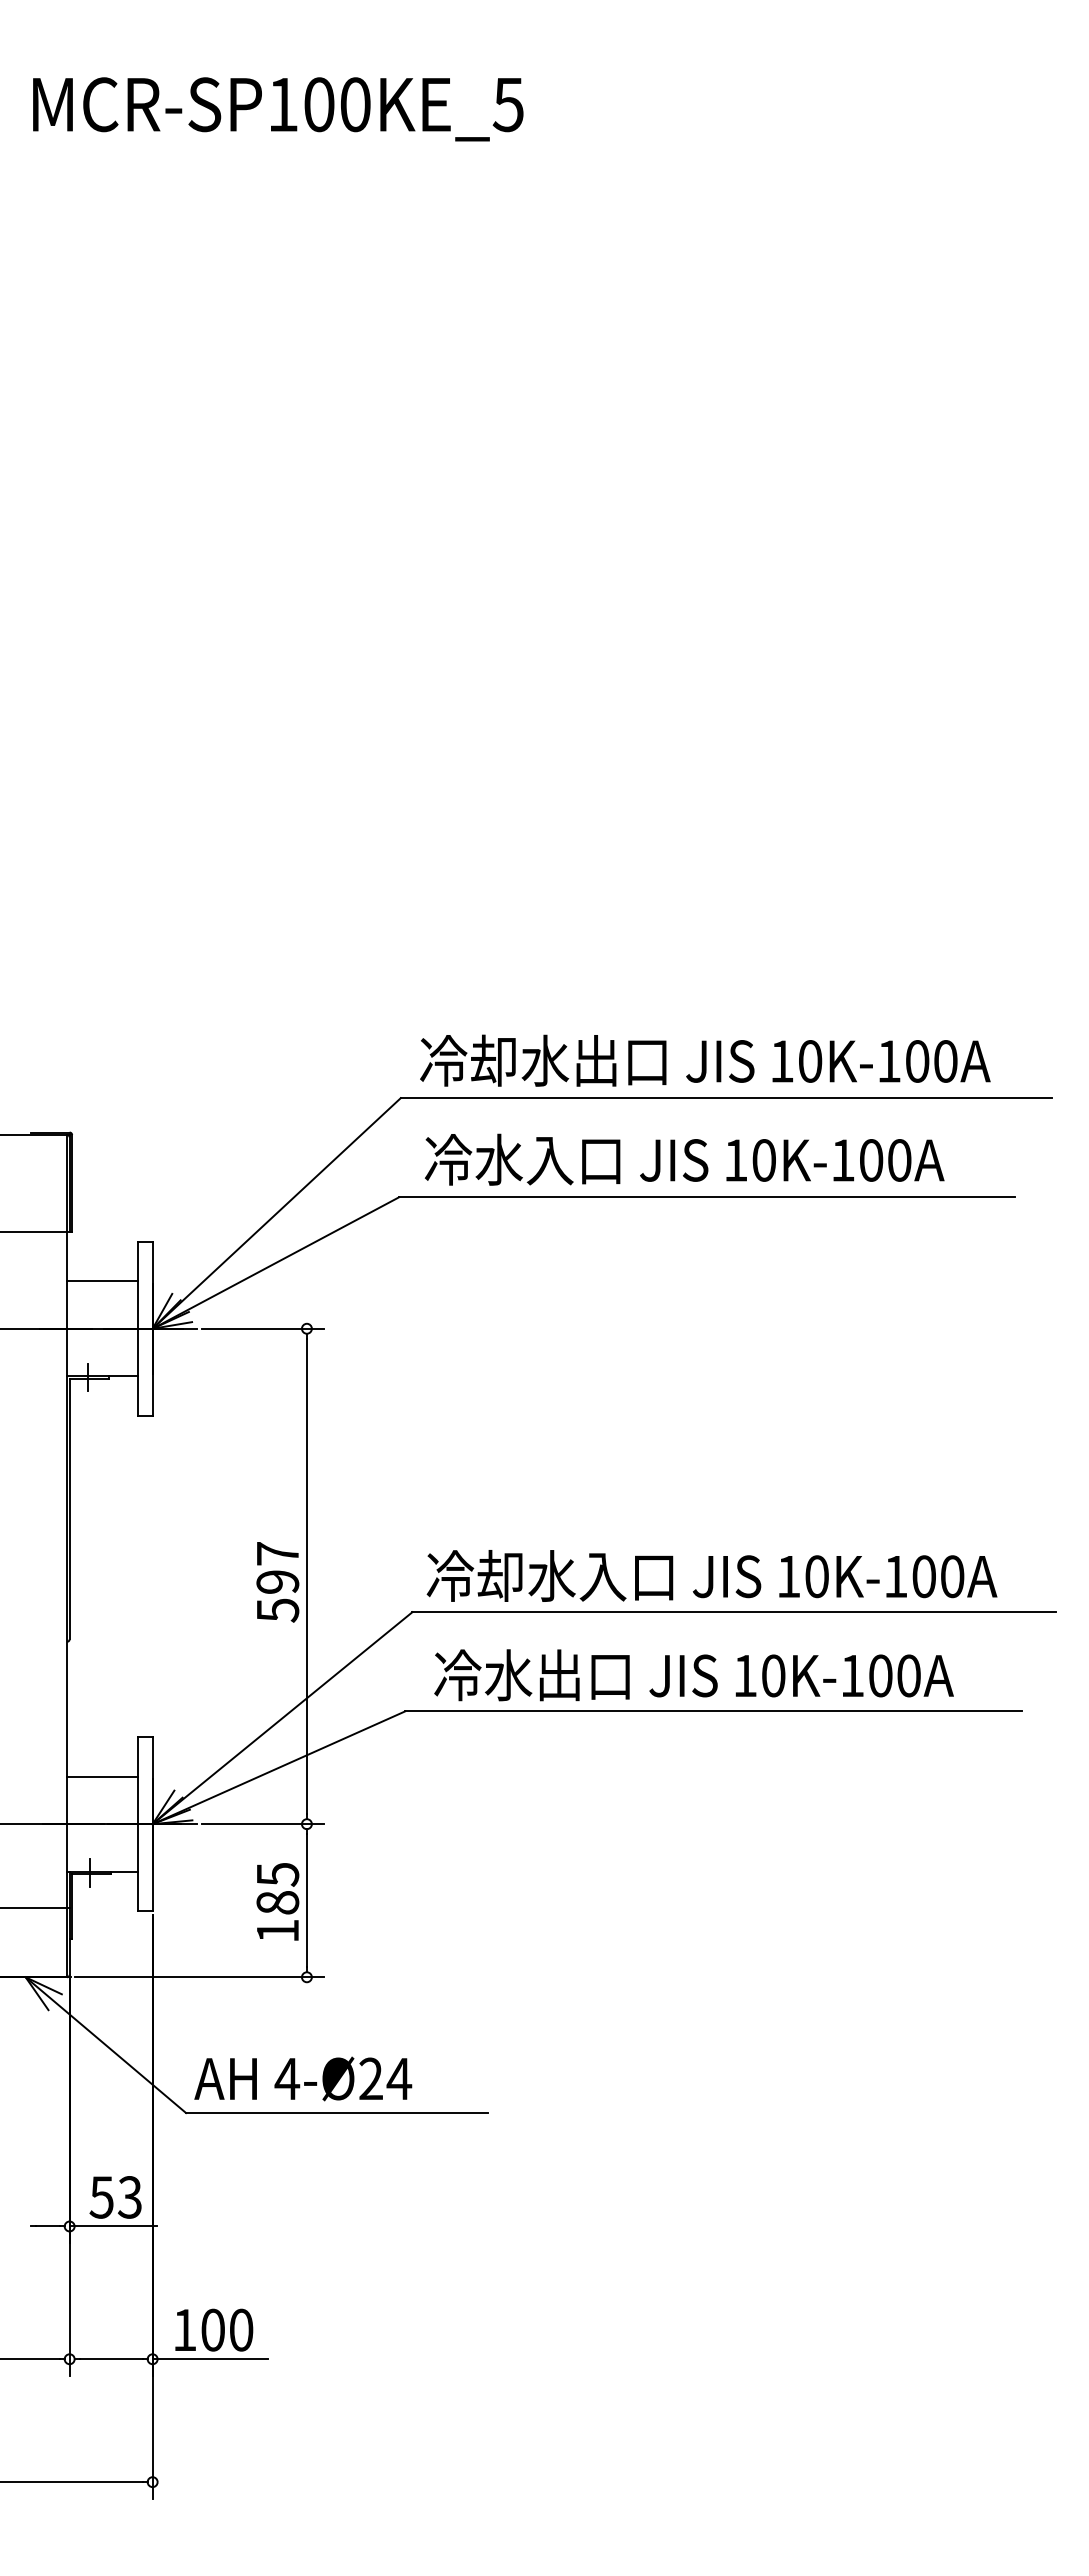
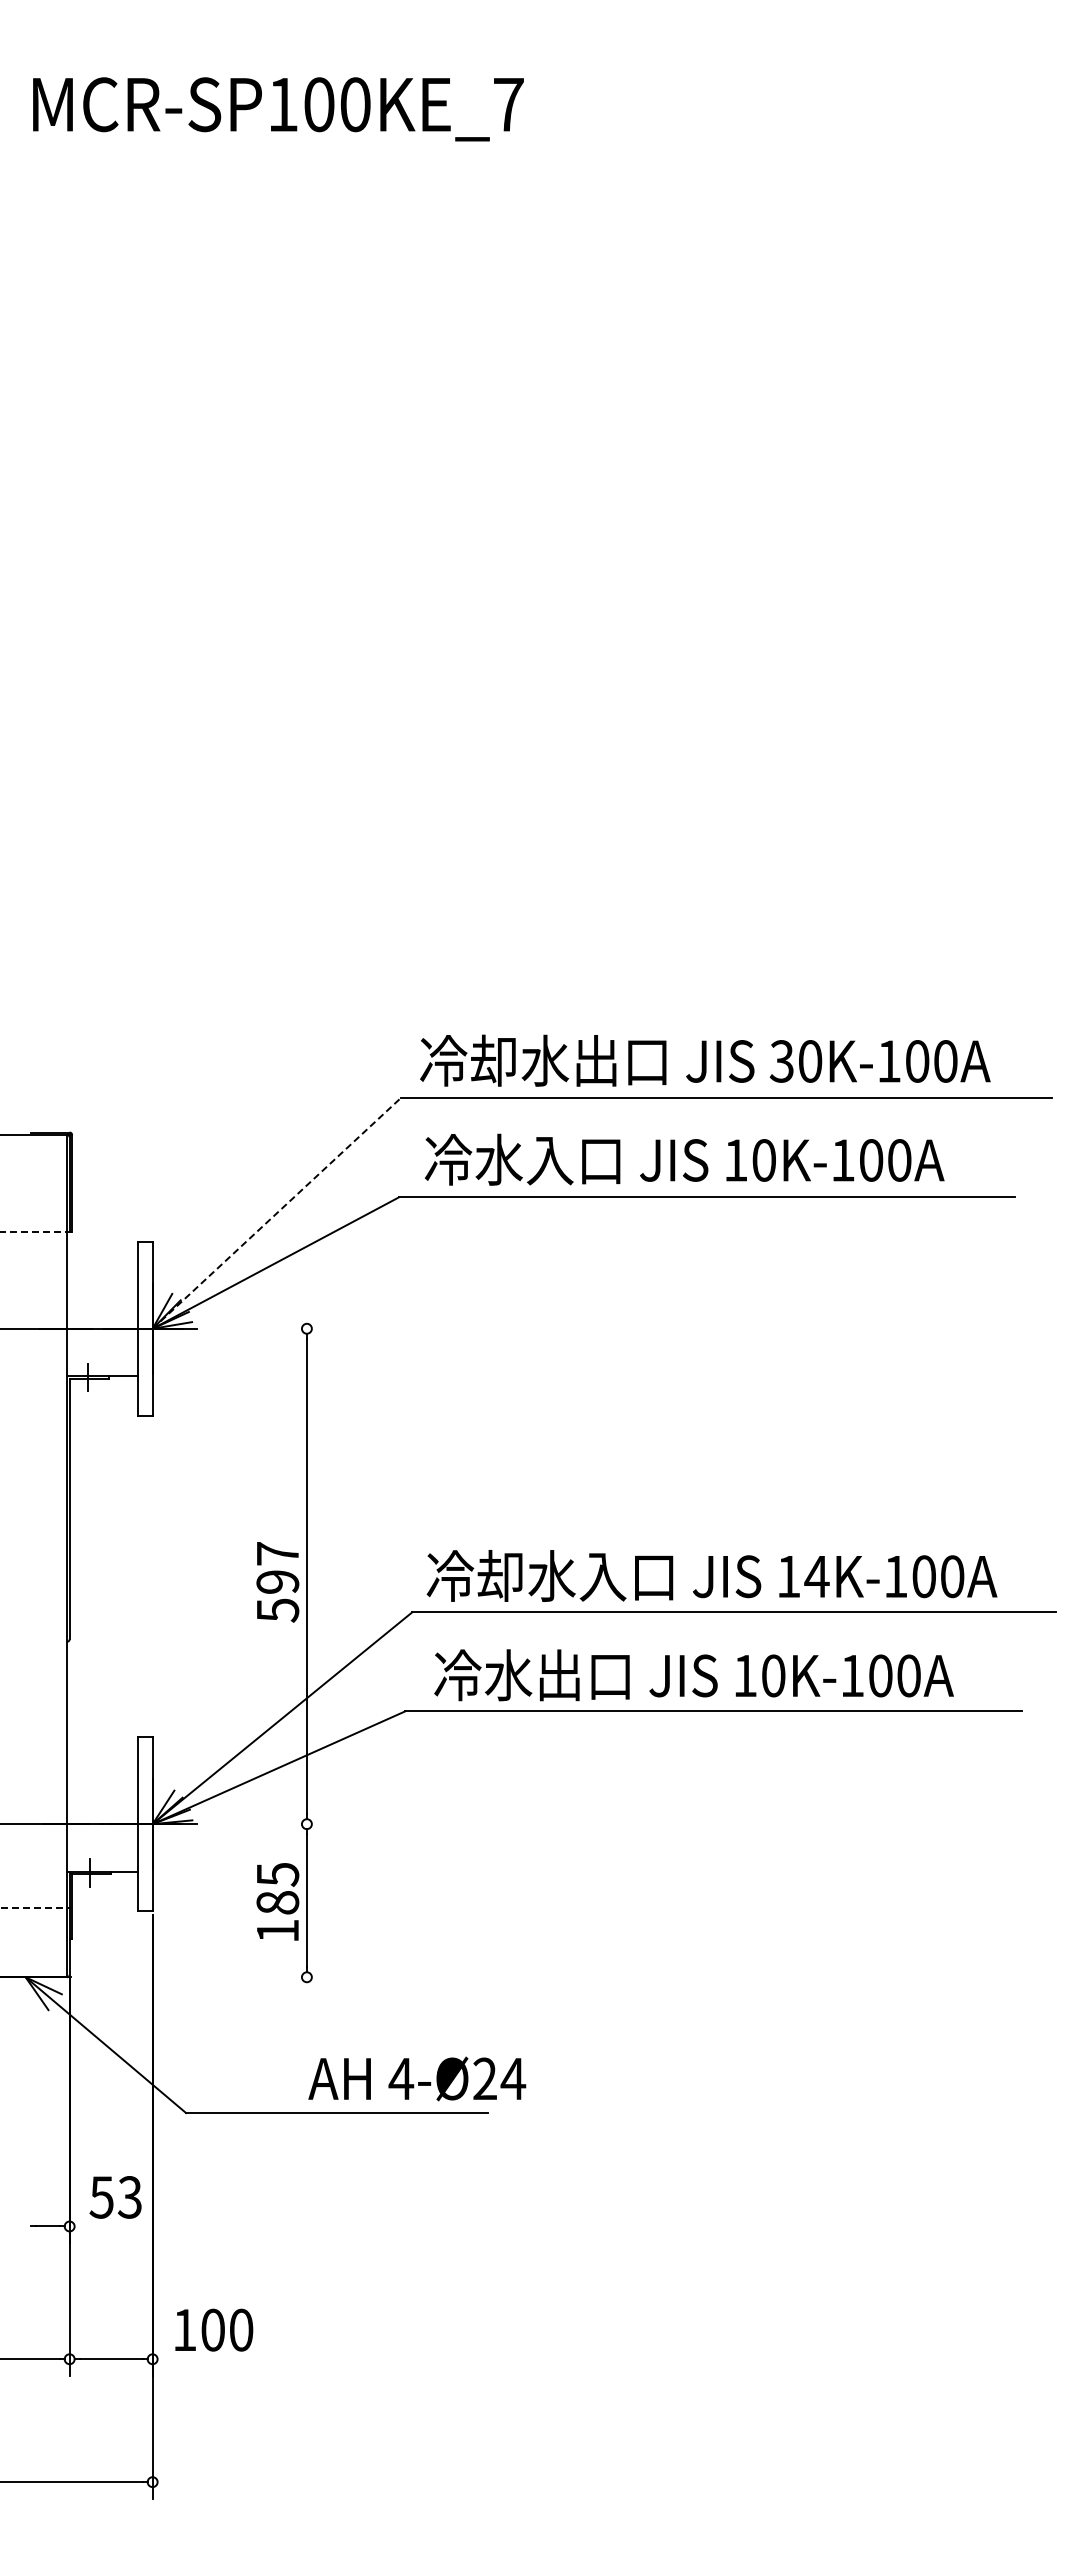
text: MCR-SP100KE_5 -> MCR-SP100KE_7 (507, 105)
text: 10K-100A -> 30K-100A (781, 1061)
line: solid -> dashed (277, 1213)
line: solid -> dashed (36, 1232)
line: present -> none (102, 1281)
line: present -> none (262, 1328)
text: 10K-100A -> 14K-100A (816, 1576)
line: present -> none (102, 1776)
line: present -> none (262, 1824)
line: solid -> dashed (35, 1908)
line: present -> none (198, 1977)
text position: (303, 2078) -> (417, 2078) (417, 2078)
line: present -> none (112, 2226)
line: present -> none (210, 2359)
